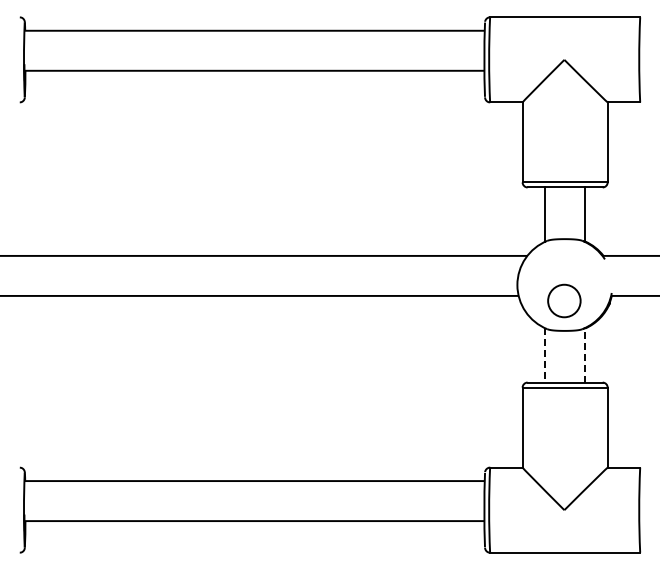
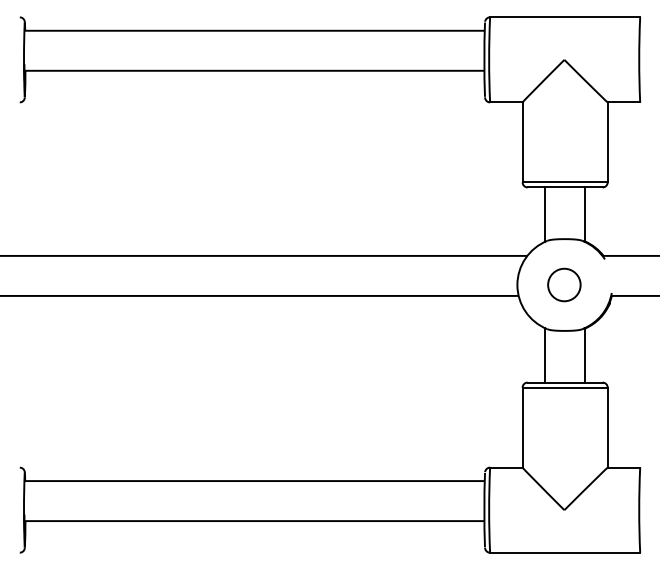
circle position: (564, 300) -> (564, 284) (564, 284)
line: dashed -> solid (585, 354)
line: dashed -> solid (545, 355)
